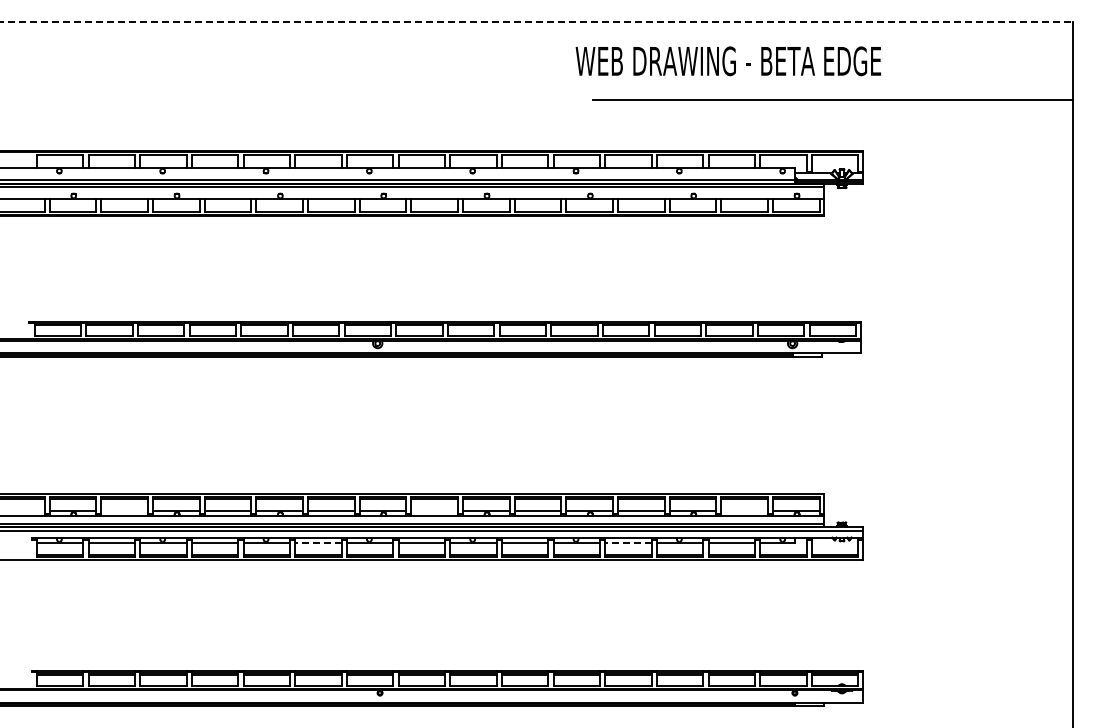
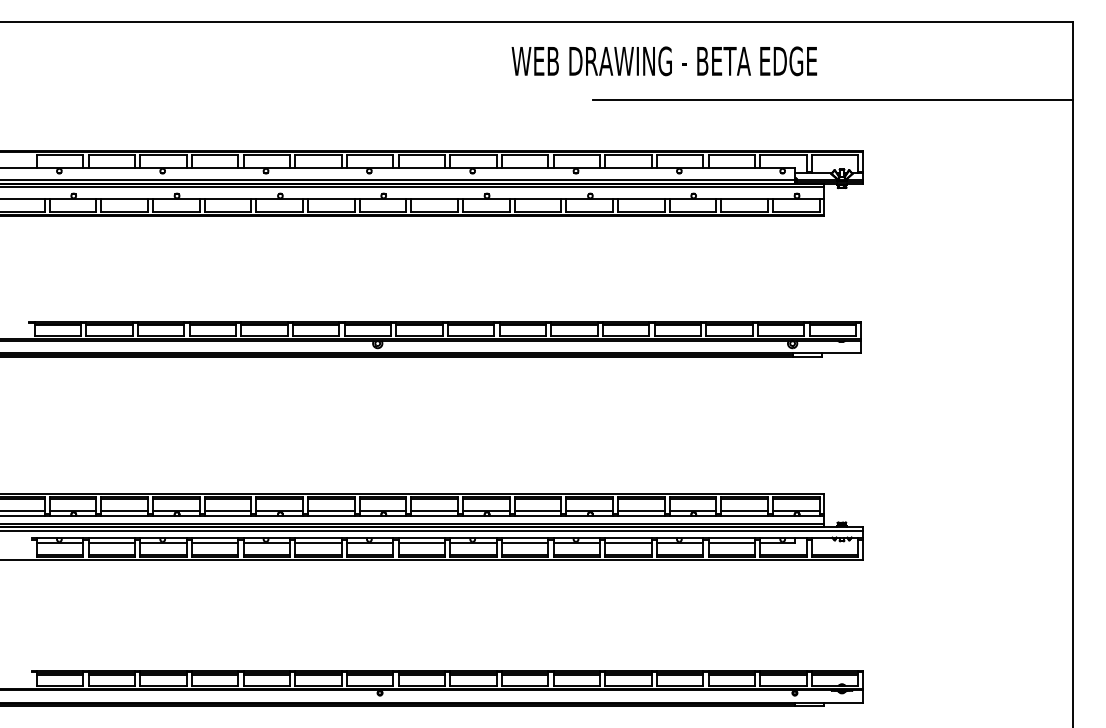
line: dashed -> solid (536, 21)
text position: (728, 61) -> (664, 61) (664, 61)
line: none -> present (23, 511)
line: none -> present (124, 511)
line: none -> present (434, 511)
line: none -> present (744, 511)
line: dashed -> solid (318, 542)
line: dashed -> solid (627, 542)
